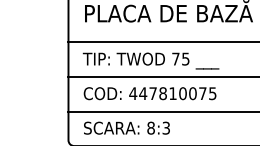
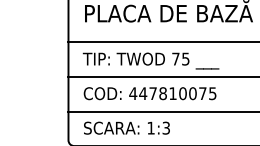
text: 8:3 -> 1:3 (150, 127)
